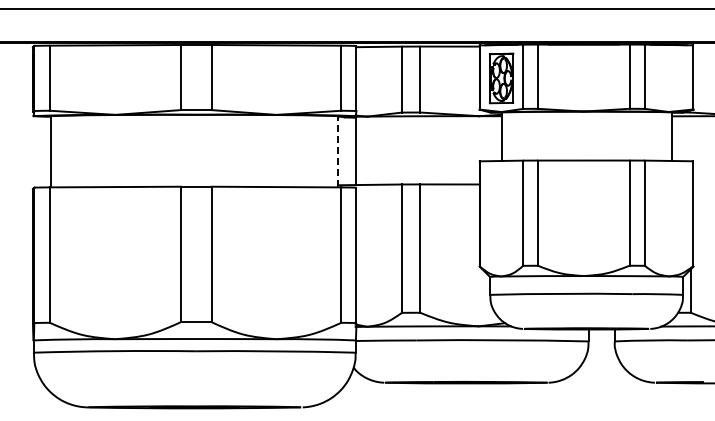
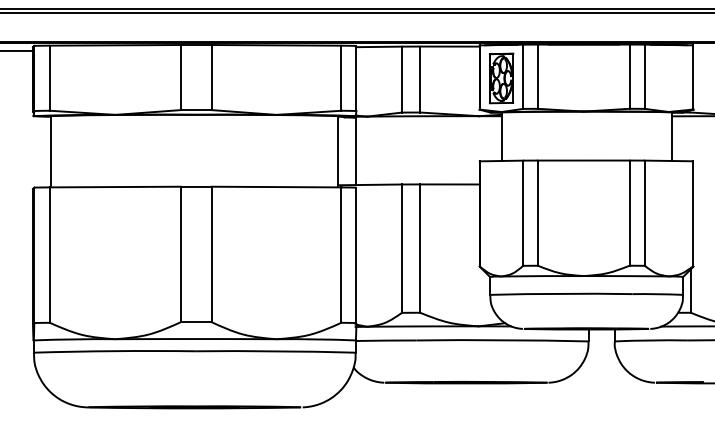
line: none -> present (356, 12)
line: none -> present (17, 50)
line: dashed -> solid (338, 151)
